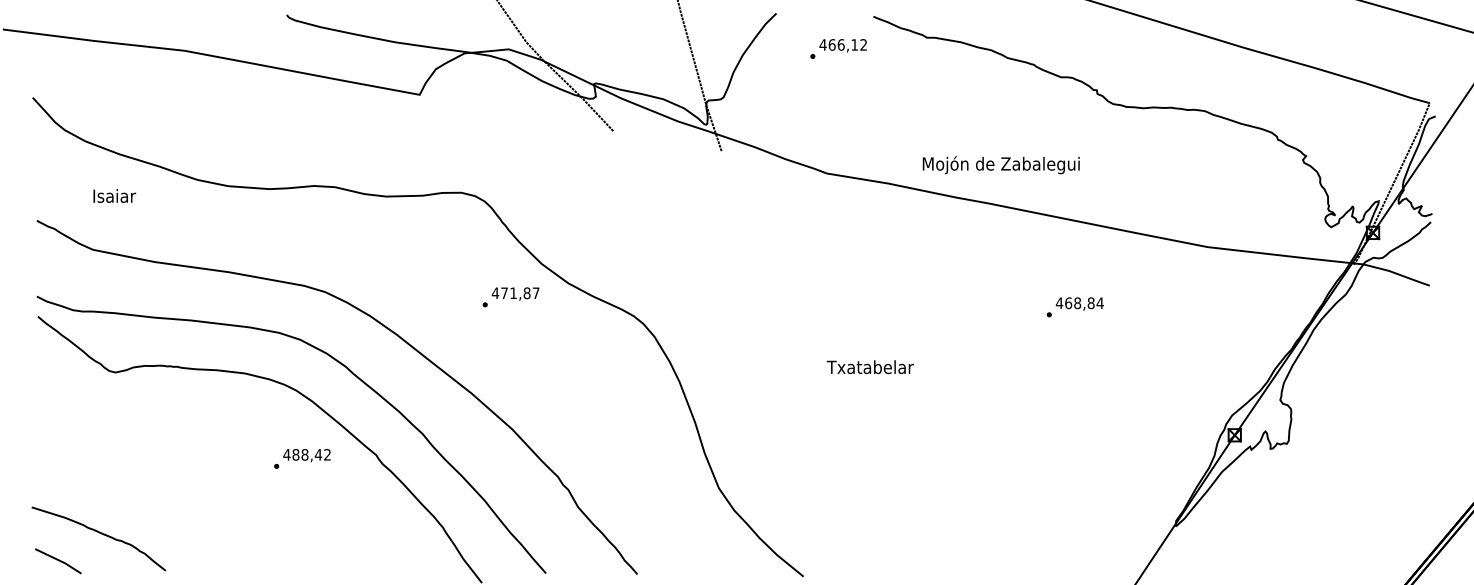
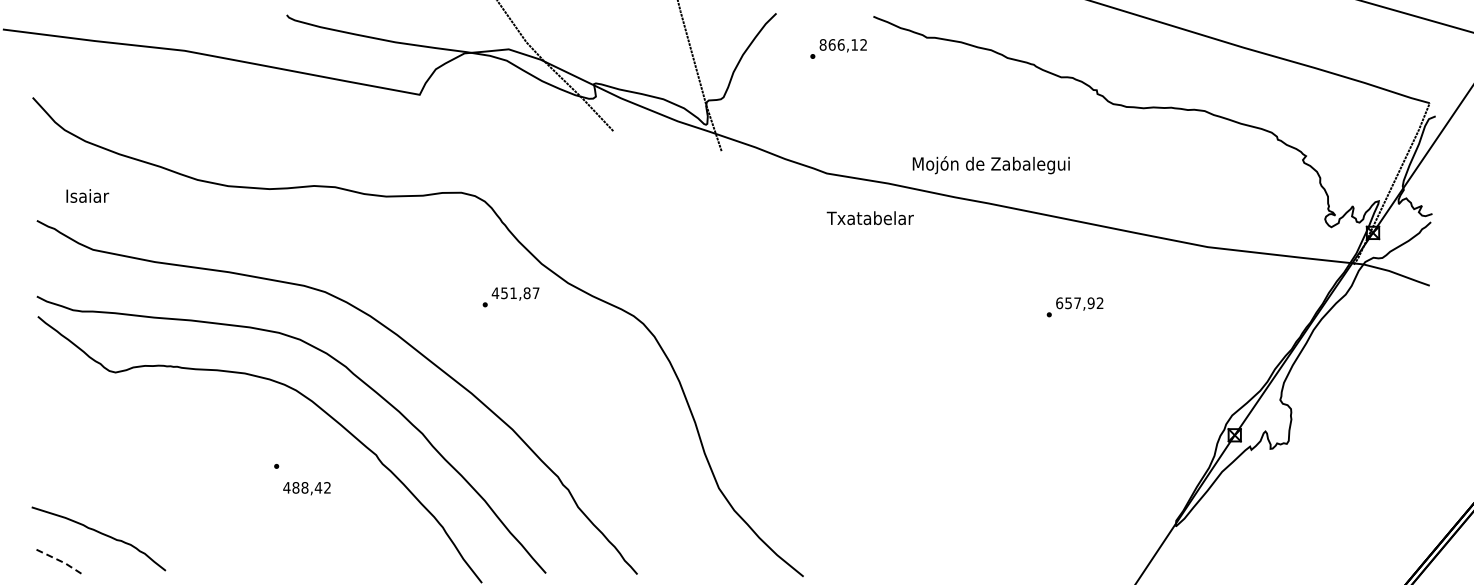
text: 466,12 -> 866,12 (822, 44)
text position: (1000, 165) -> (990, 165) (990, 165)
text position: (114, 195) -> (87, 195) (87, 195)
text: 471,87 -> 451,87 (504, 293)
text: 468,84 -> 657,92 (1079, 303)
text position: (869, 367) -> (869, 218) (869, 218)
text position: (306, 455) -> (306, 488) (306, 488)
line: solid -> dashed (59, 560)
